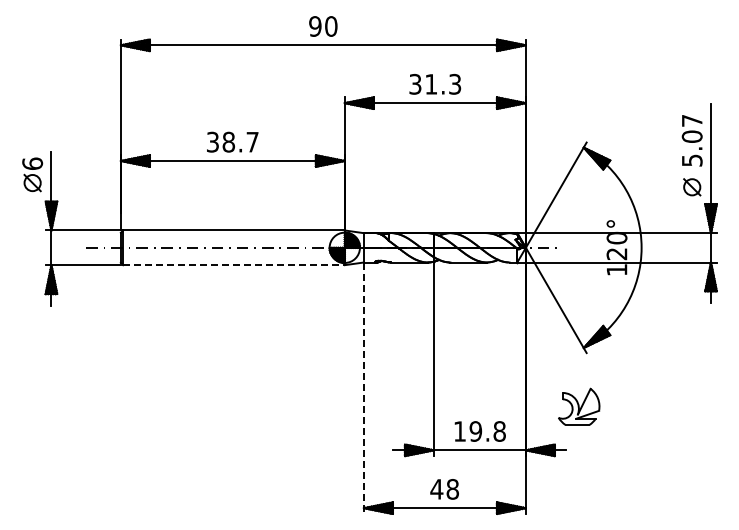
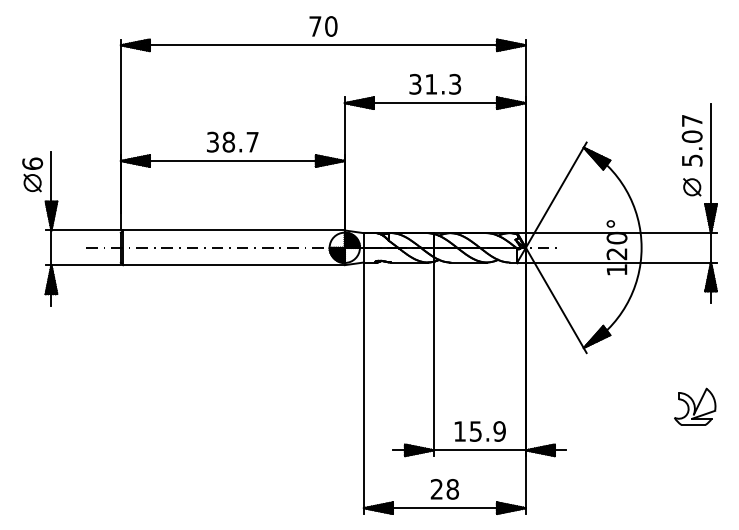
text: 90 -> 70 (315, 26)
line: dashed -> solid (234, 265)
line: dashed -> solid (363, 388)
part position: (579, 406) -> (695, 406) (695, 406)
text: 19.8 -> 15.9 (487, 431)
text: 48 -> 28 (436, 489)
